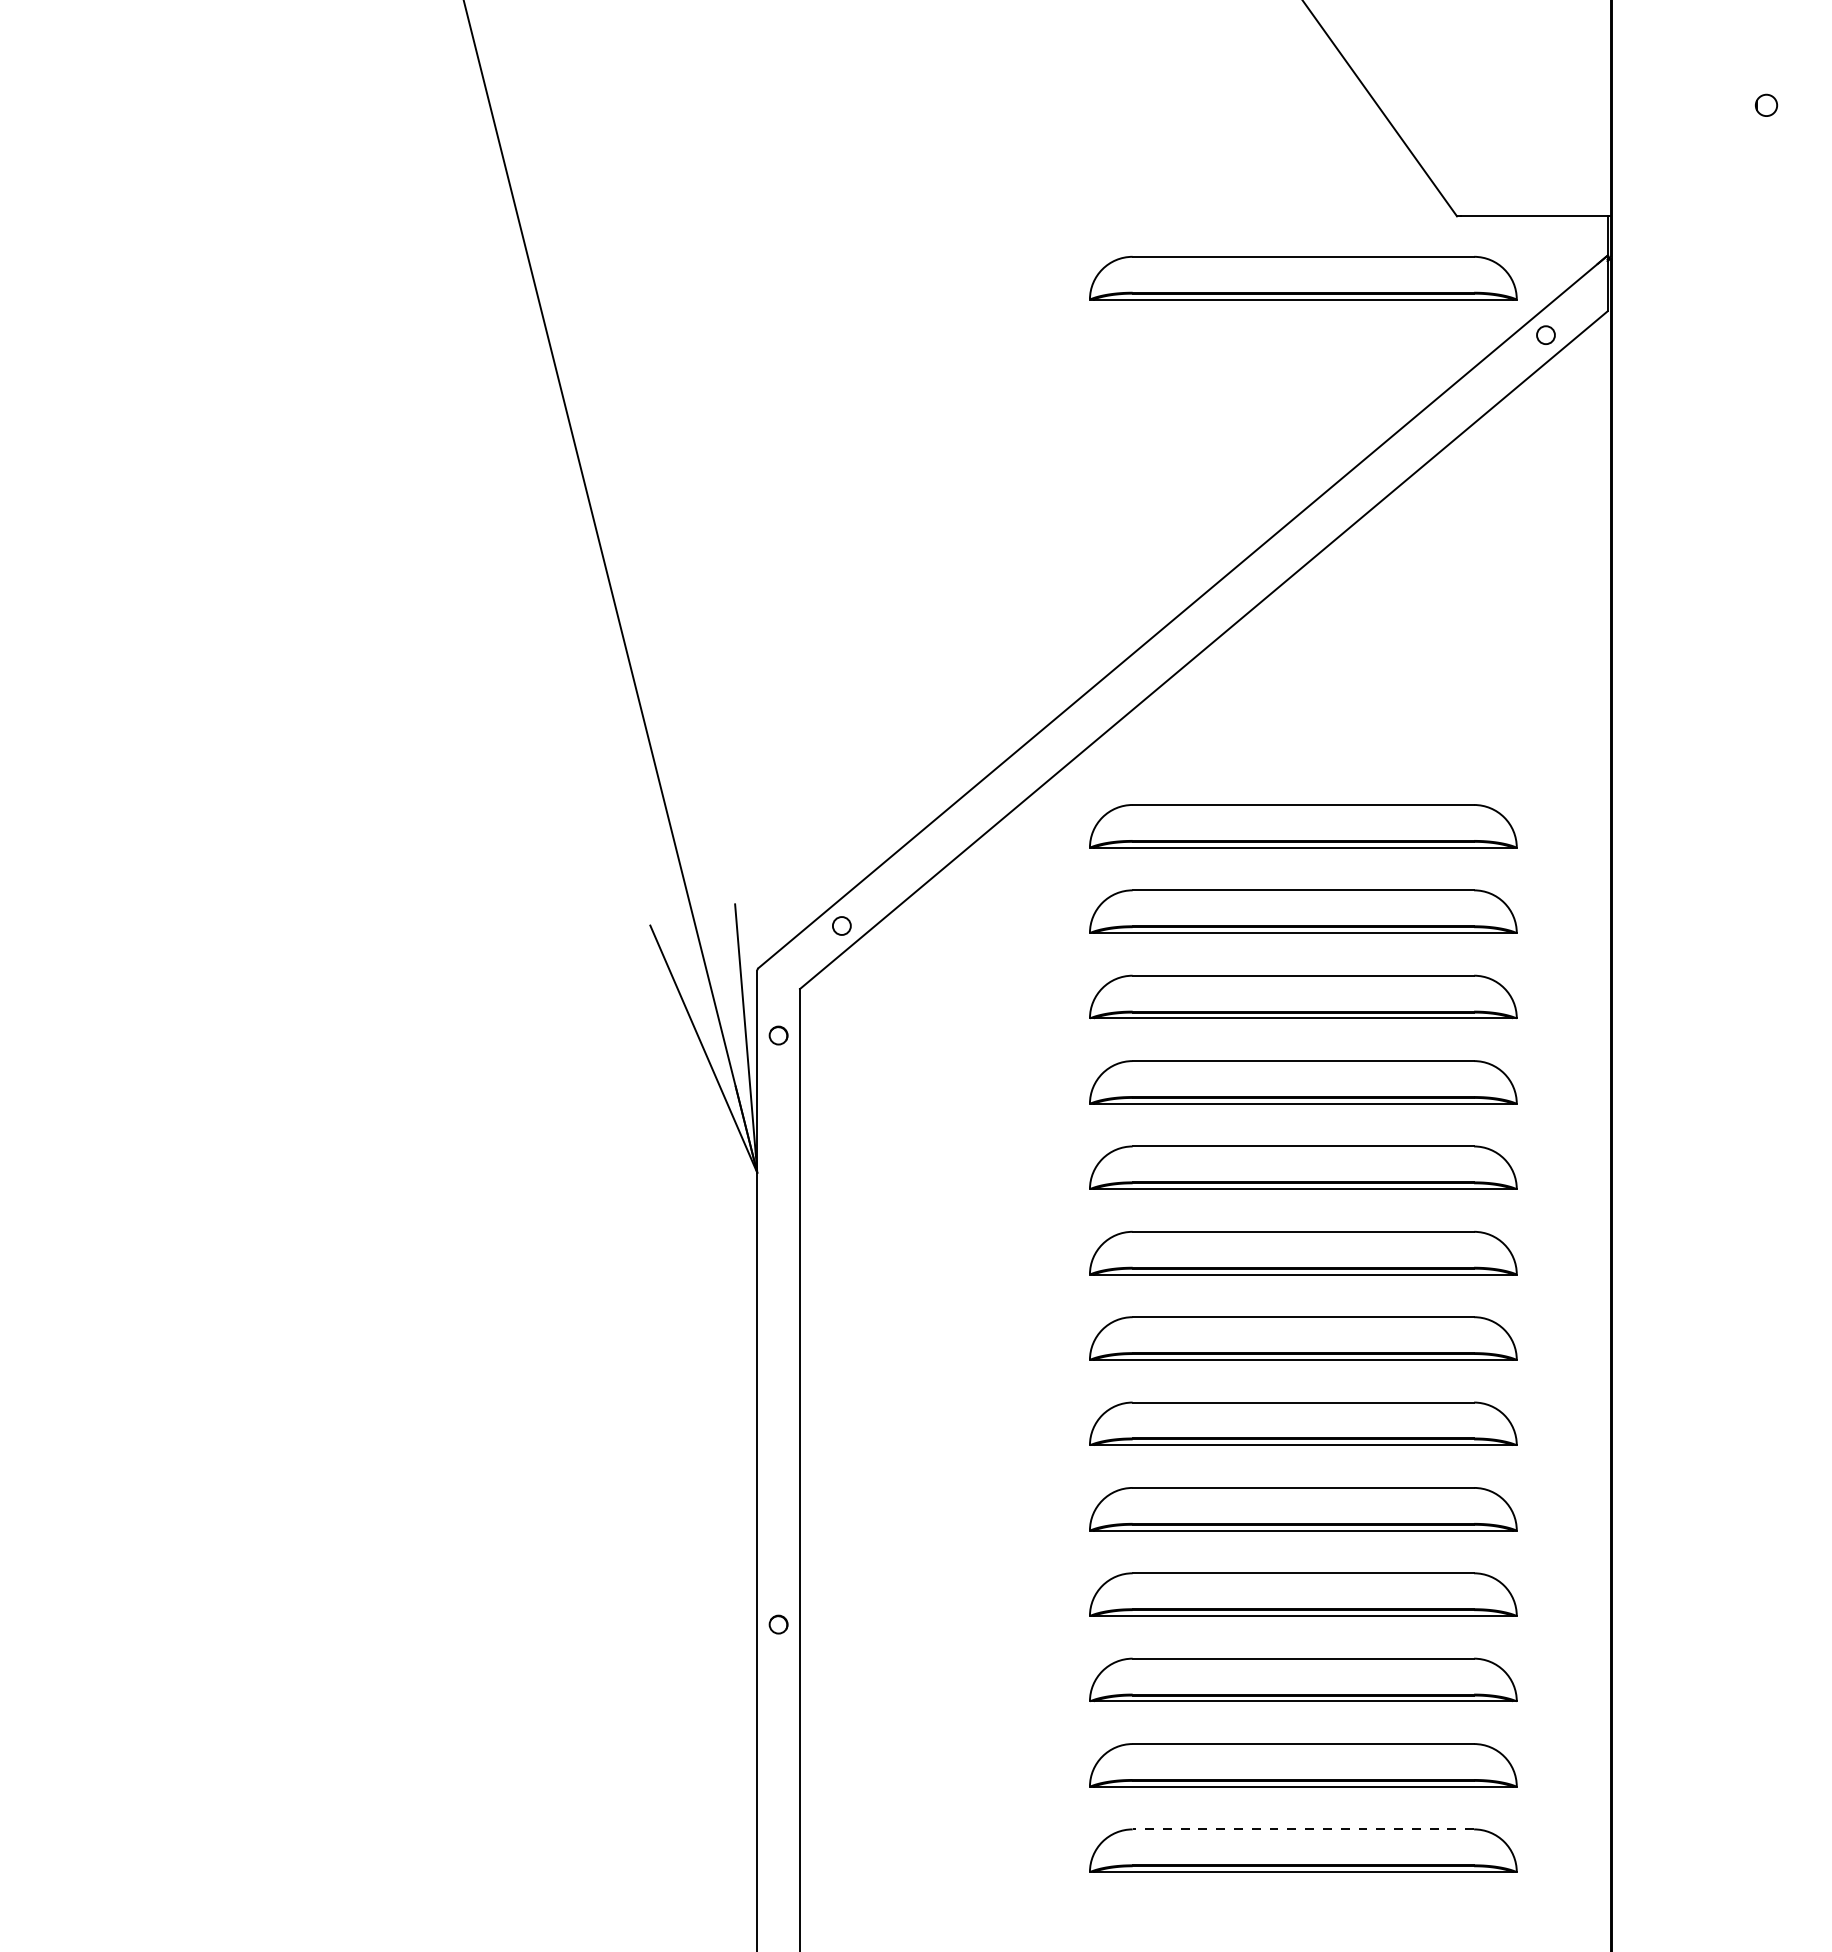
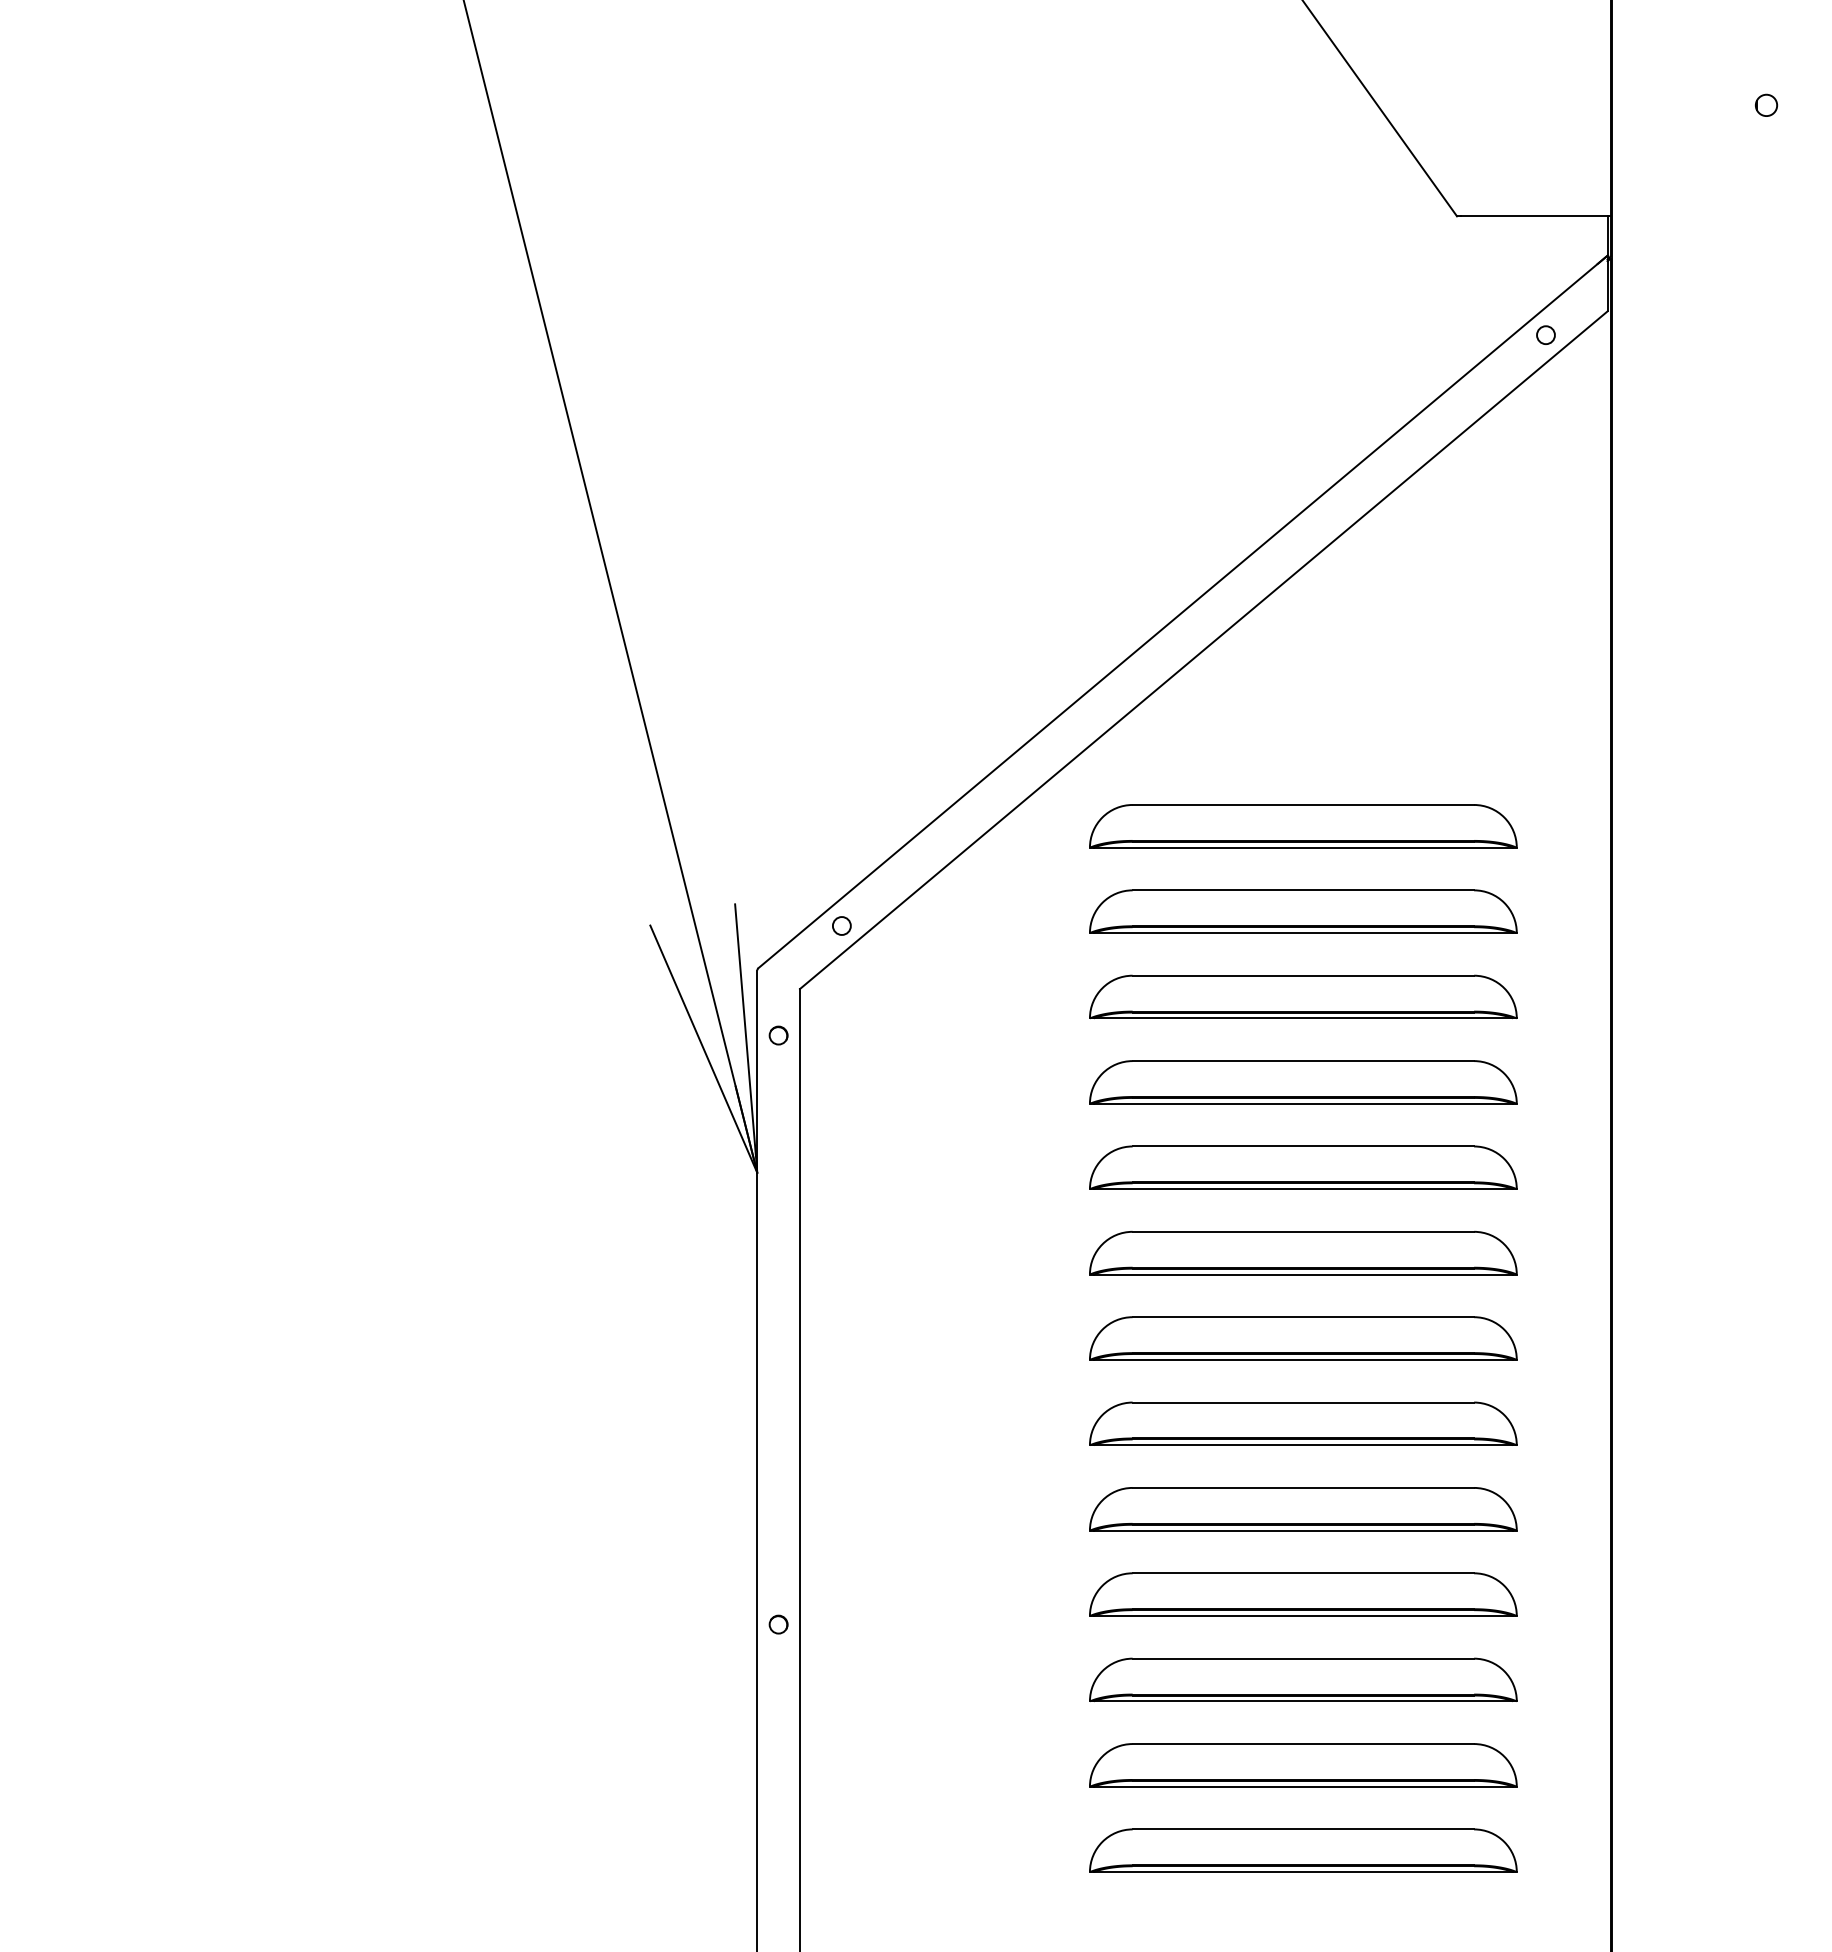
part: present -> none (1303, 278)
line: dashed -> solid (1303, 1829)
